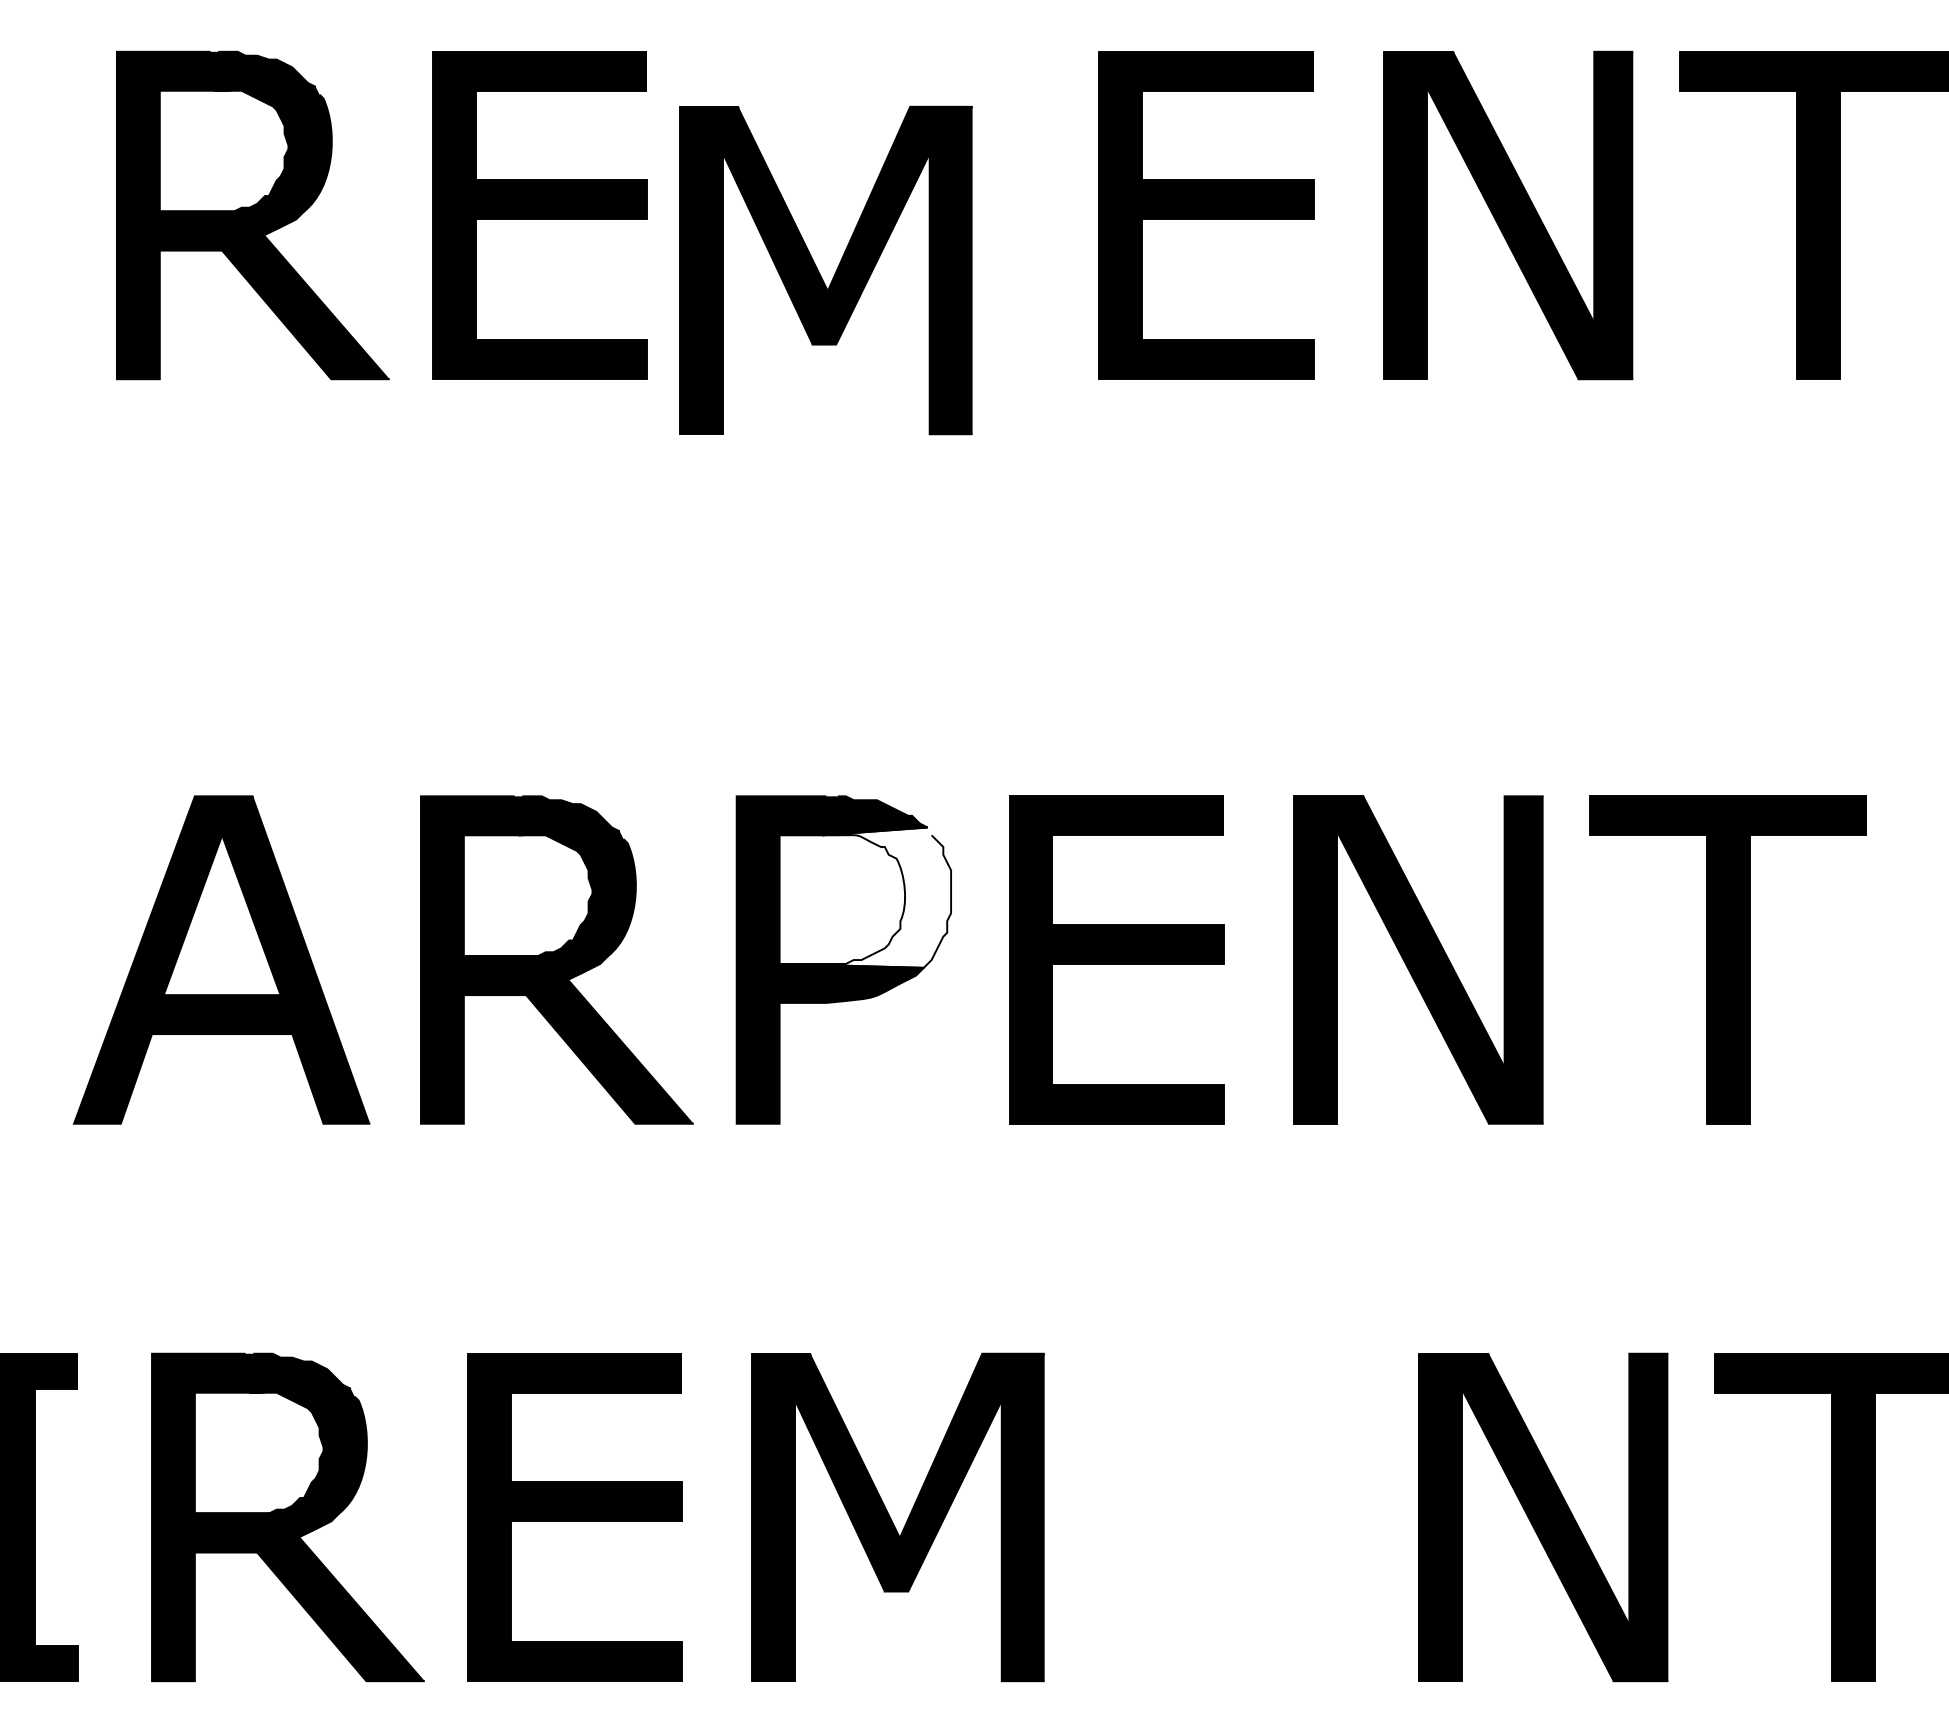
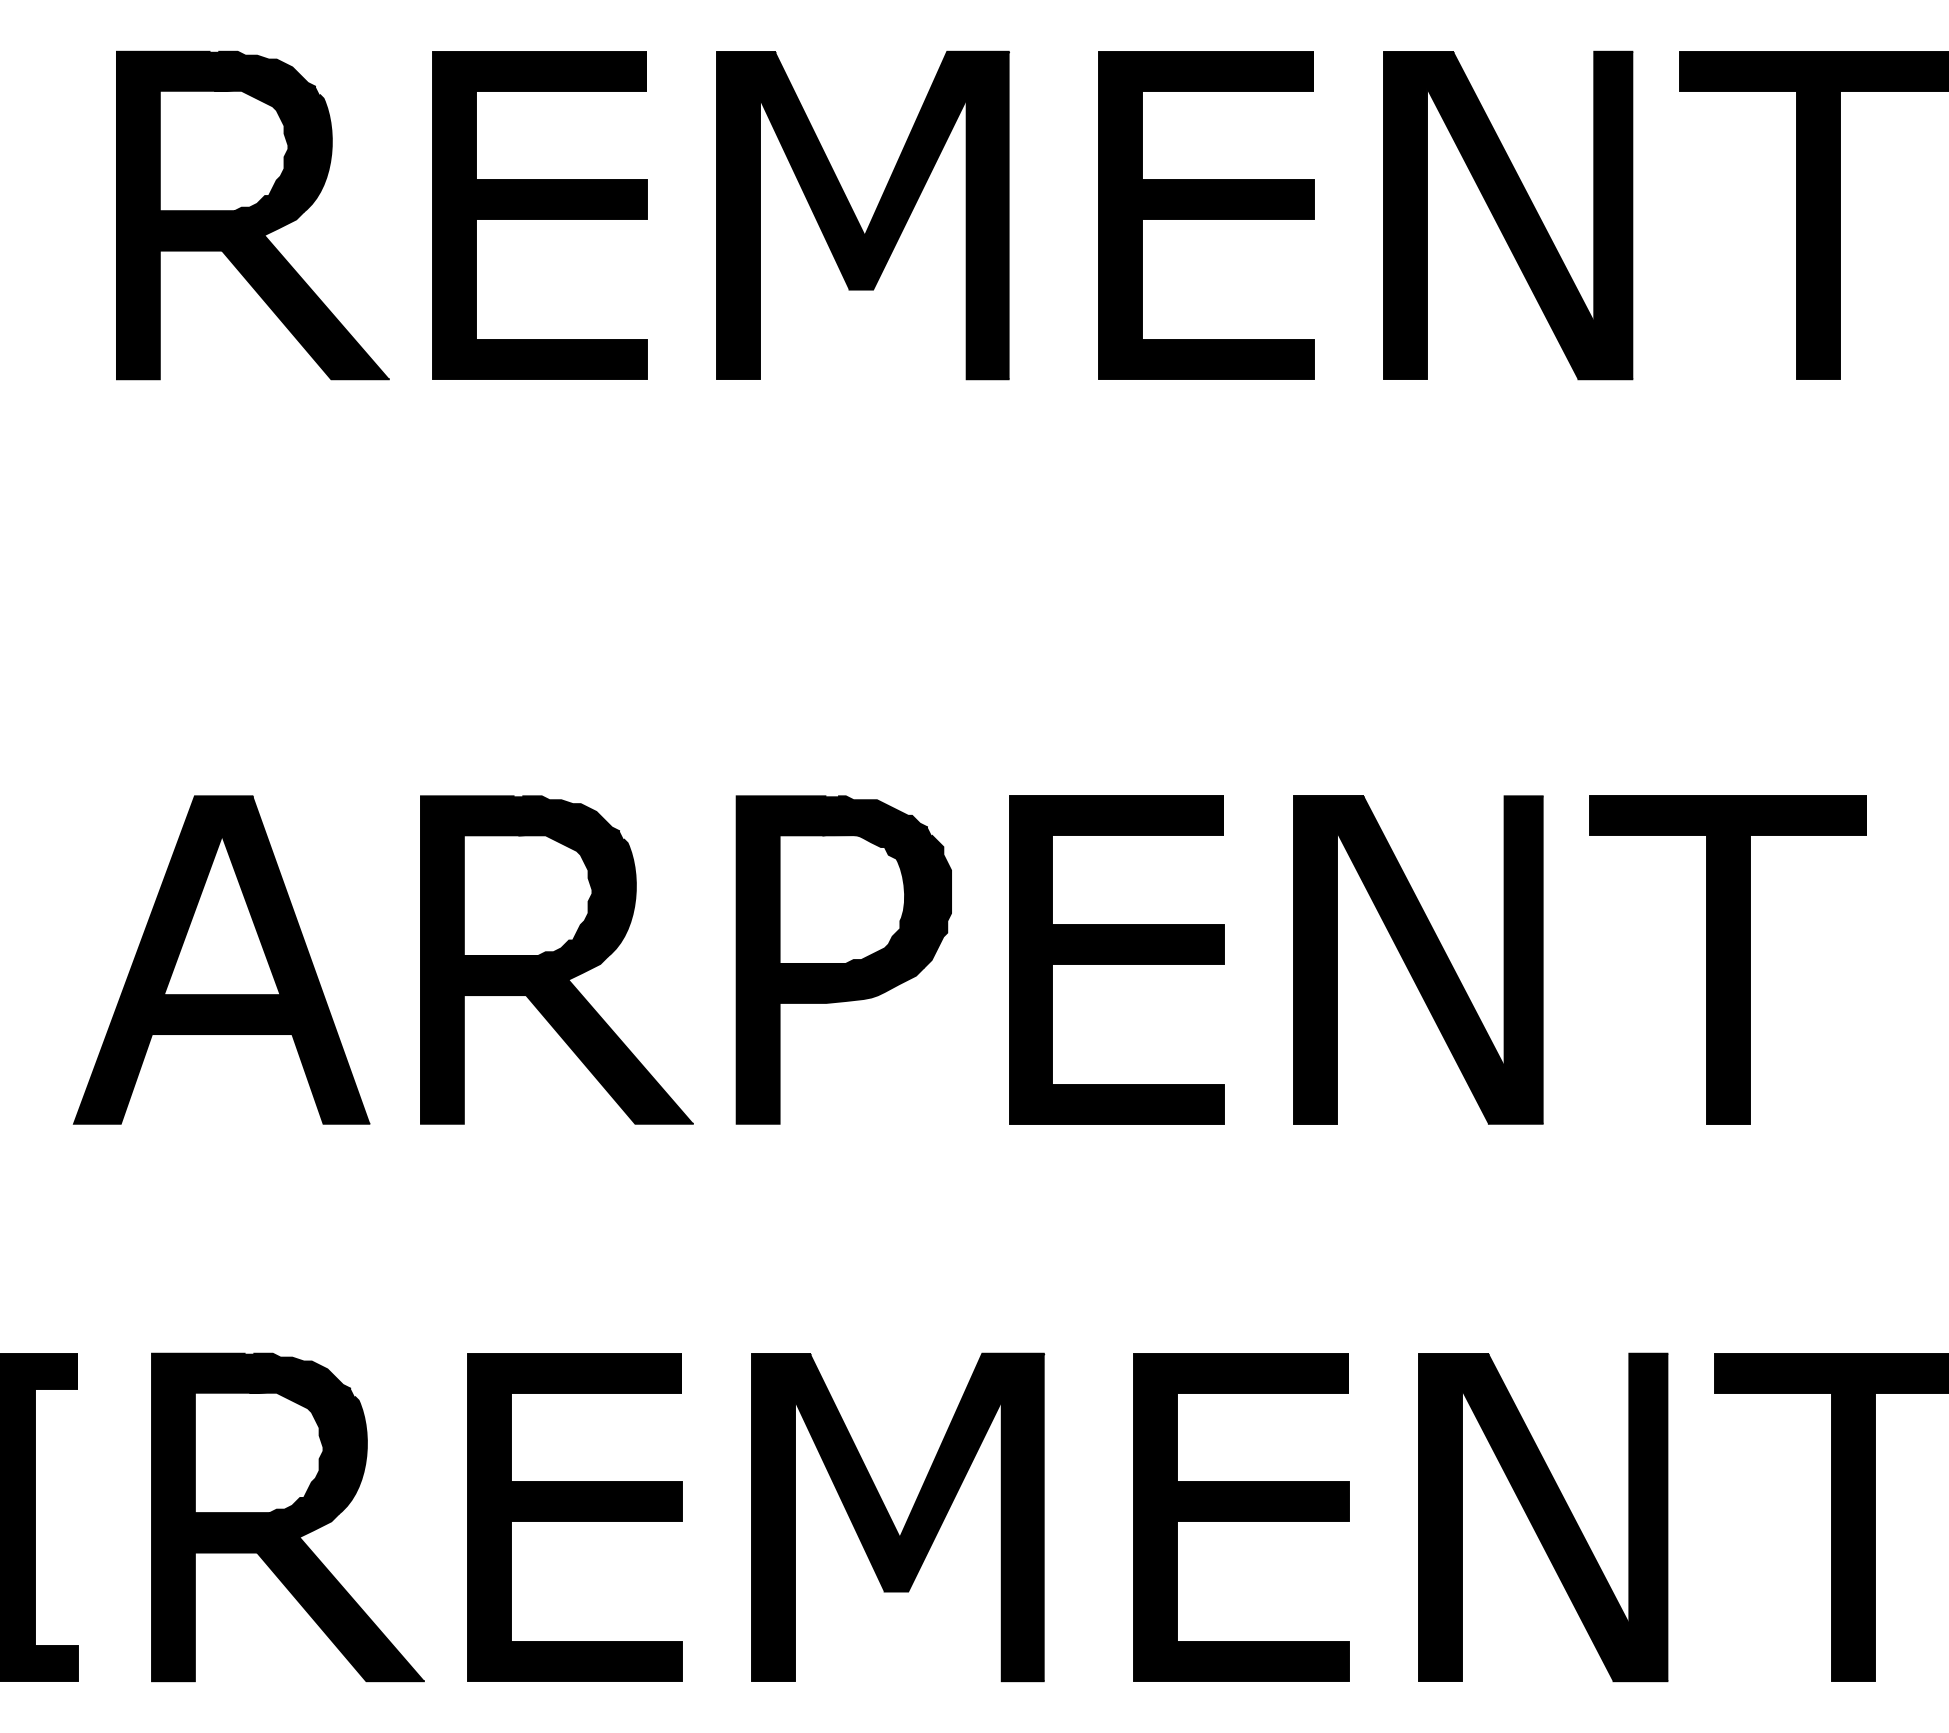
part position: (825, 270) -> (862, 215) (862, 215)
fill: none -> present (865, 897)
part: none -> present (1241, 1517)
